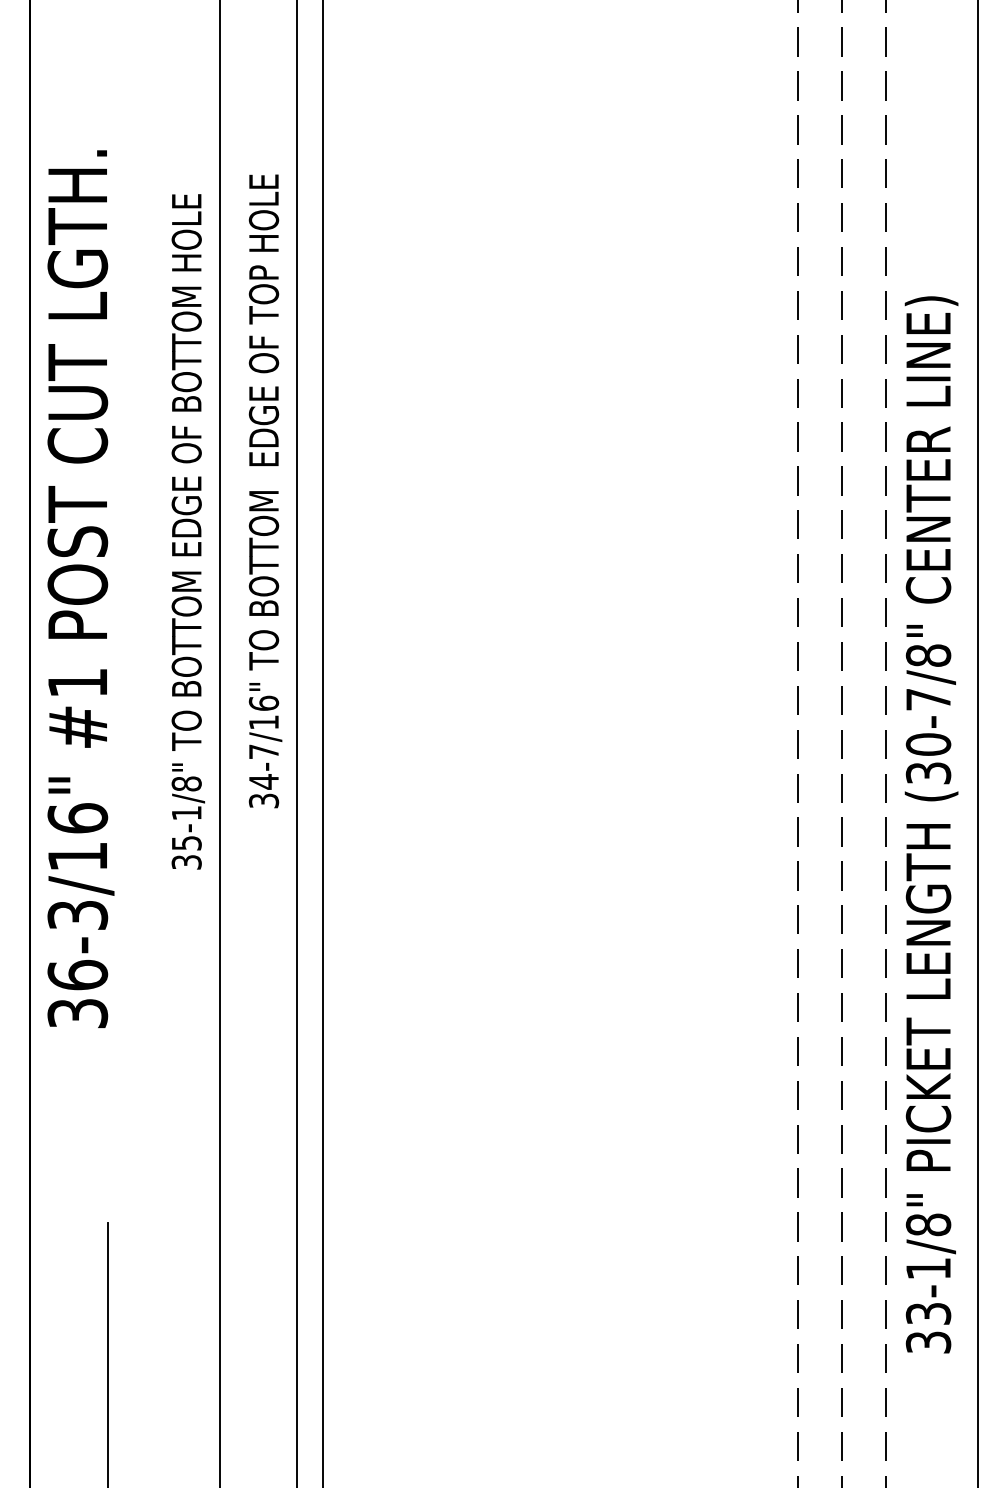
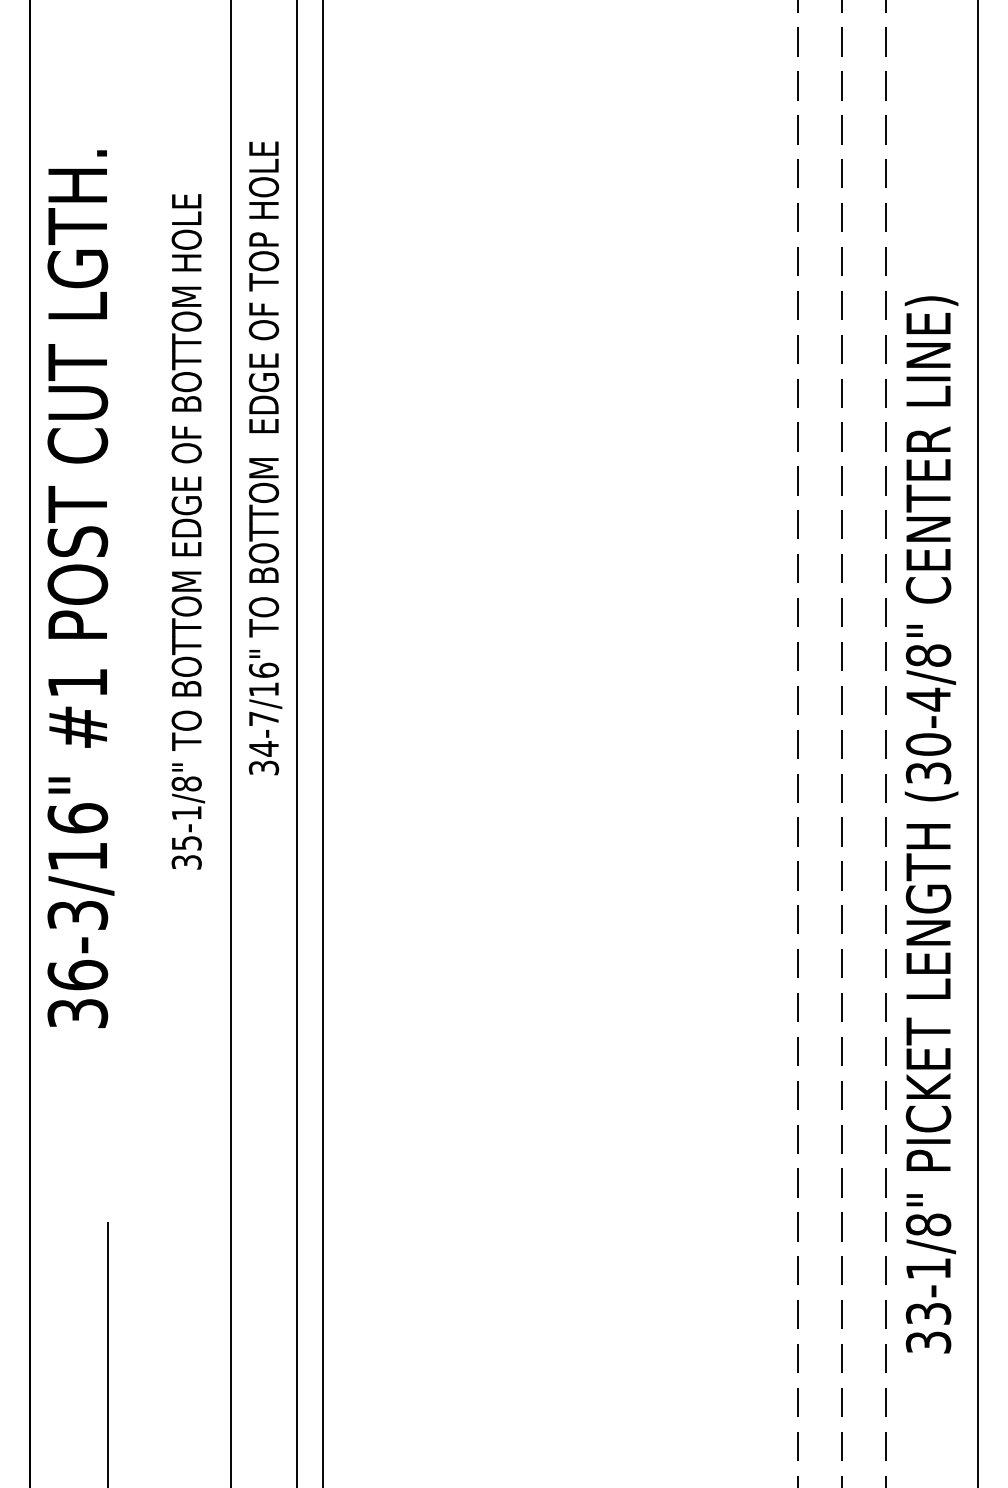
text position: (265, 491) -> (265, 458) (265, 458)
text: (30-7/8" -> (30-4/8" (928, 699)
line position: (219, 743) -> (230, 743) (230, 743)
